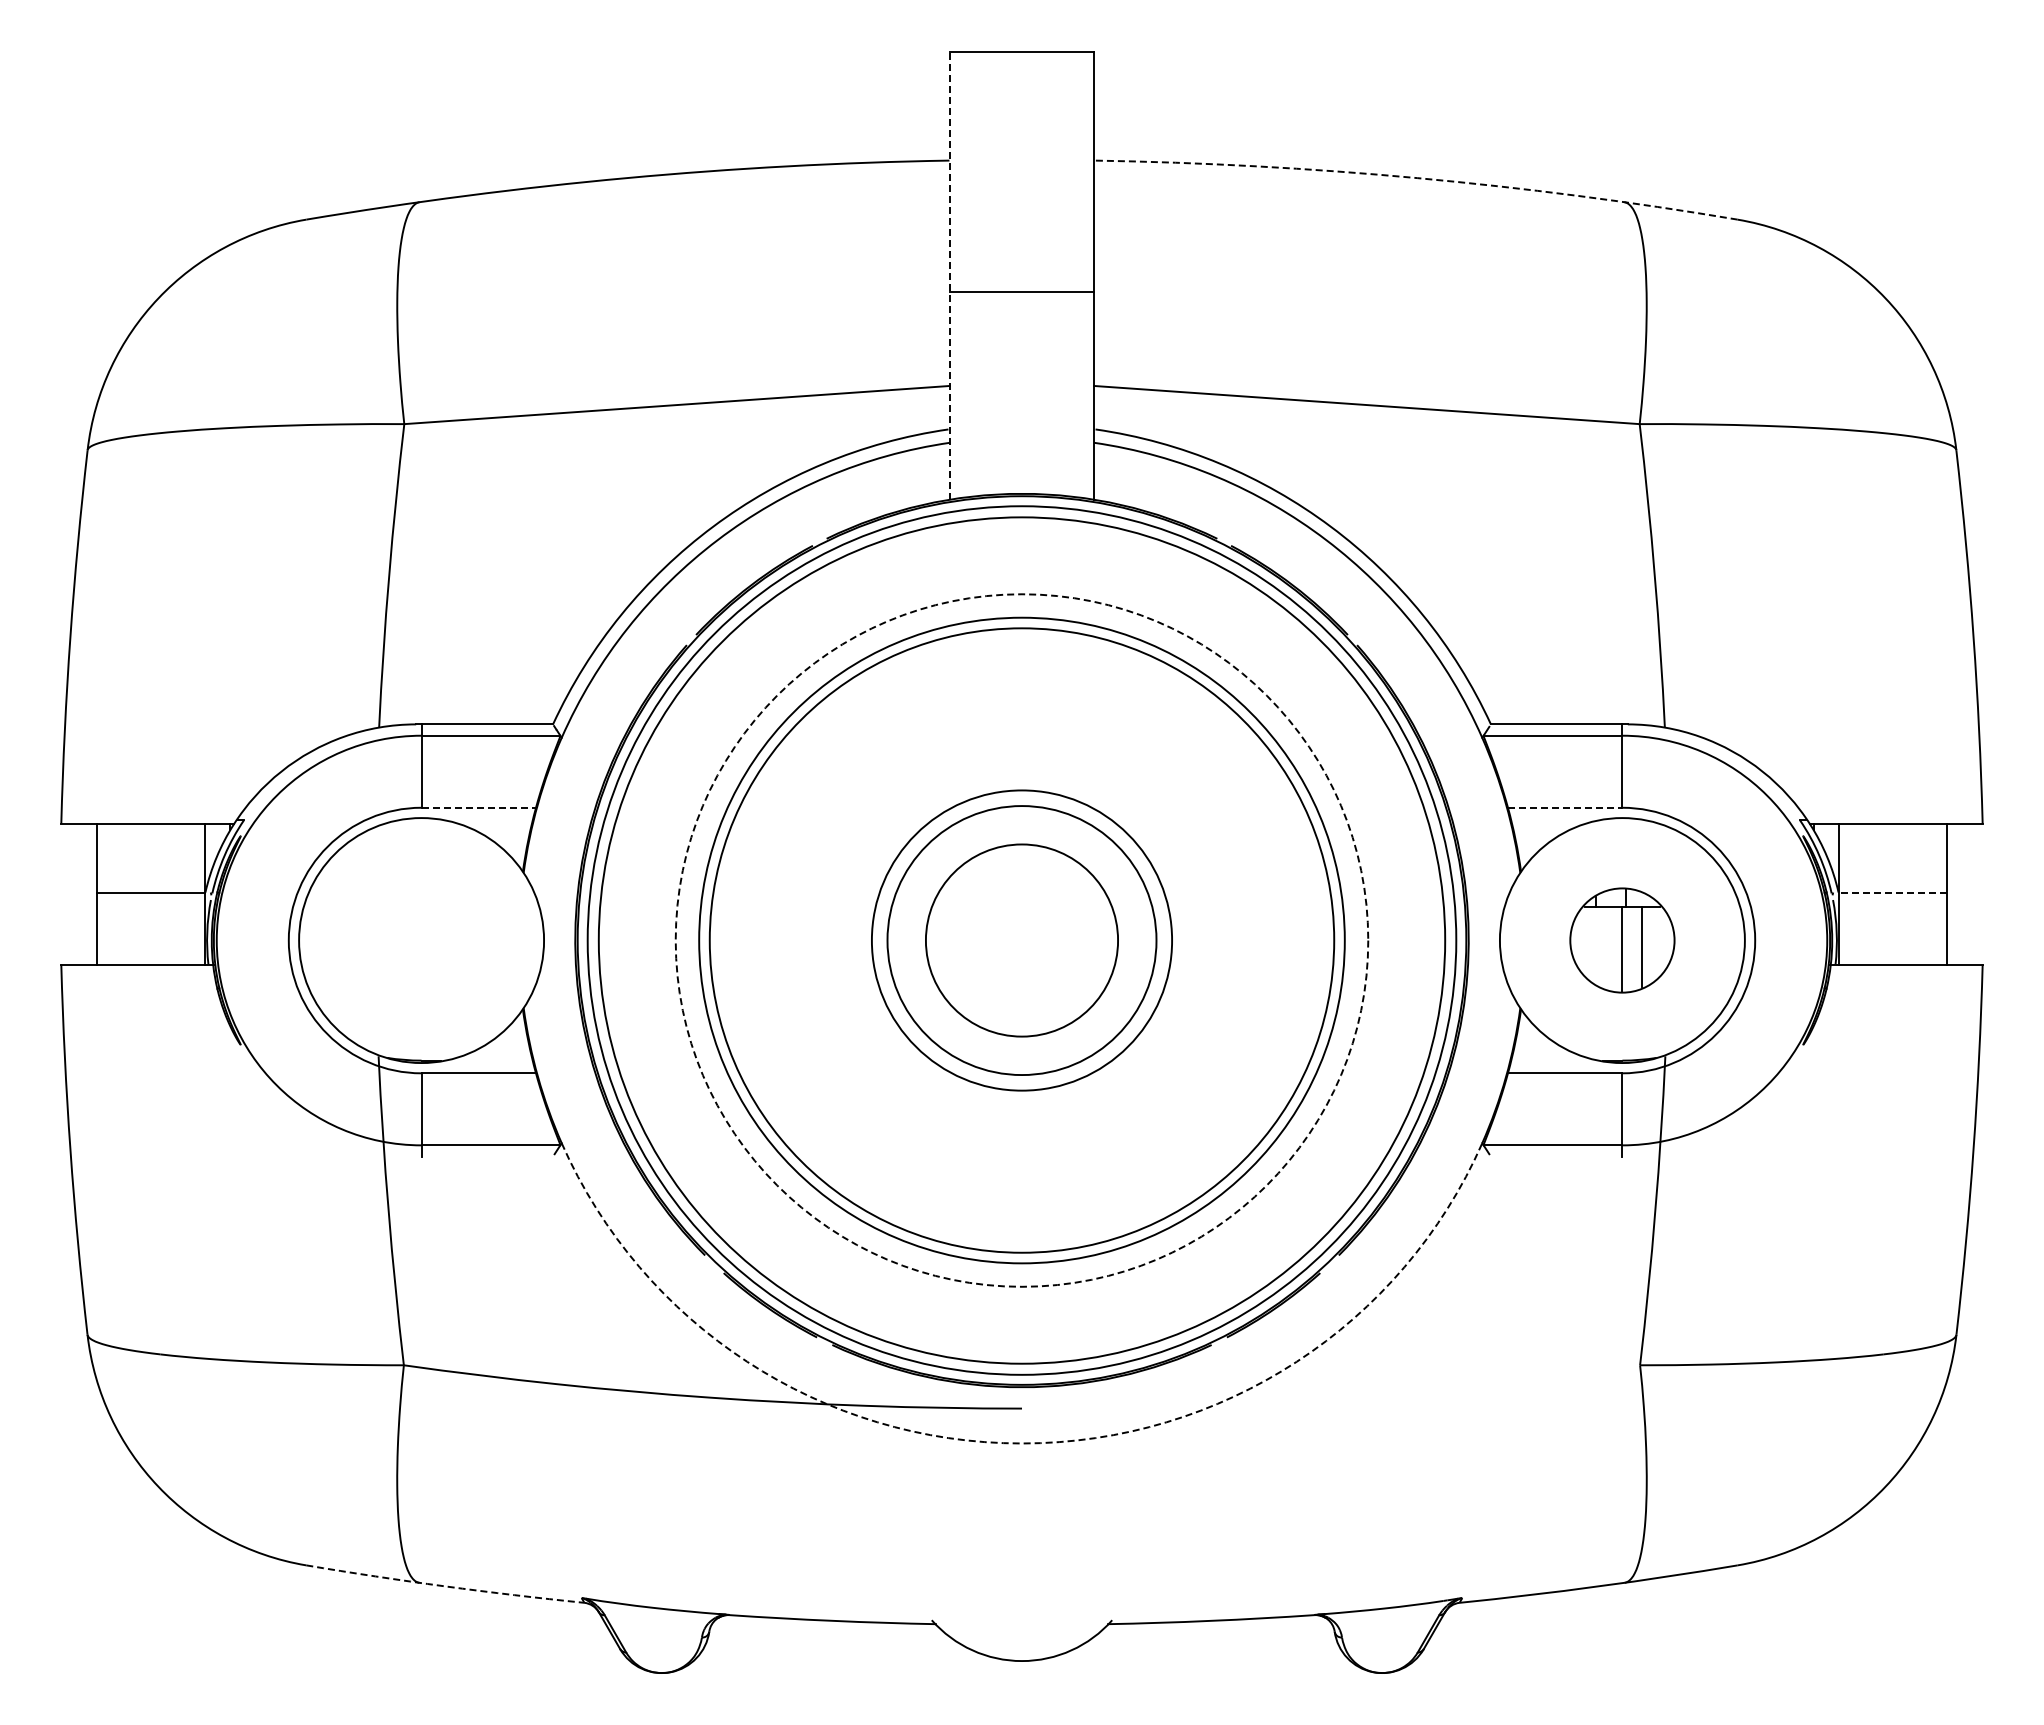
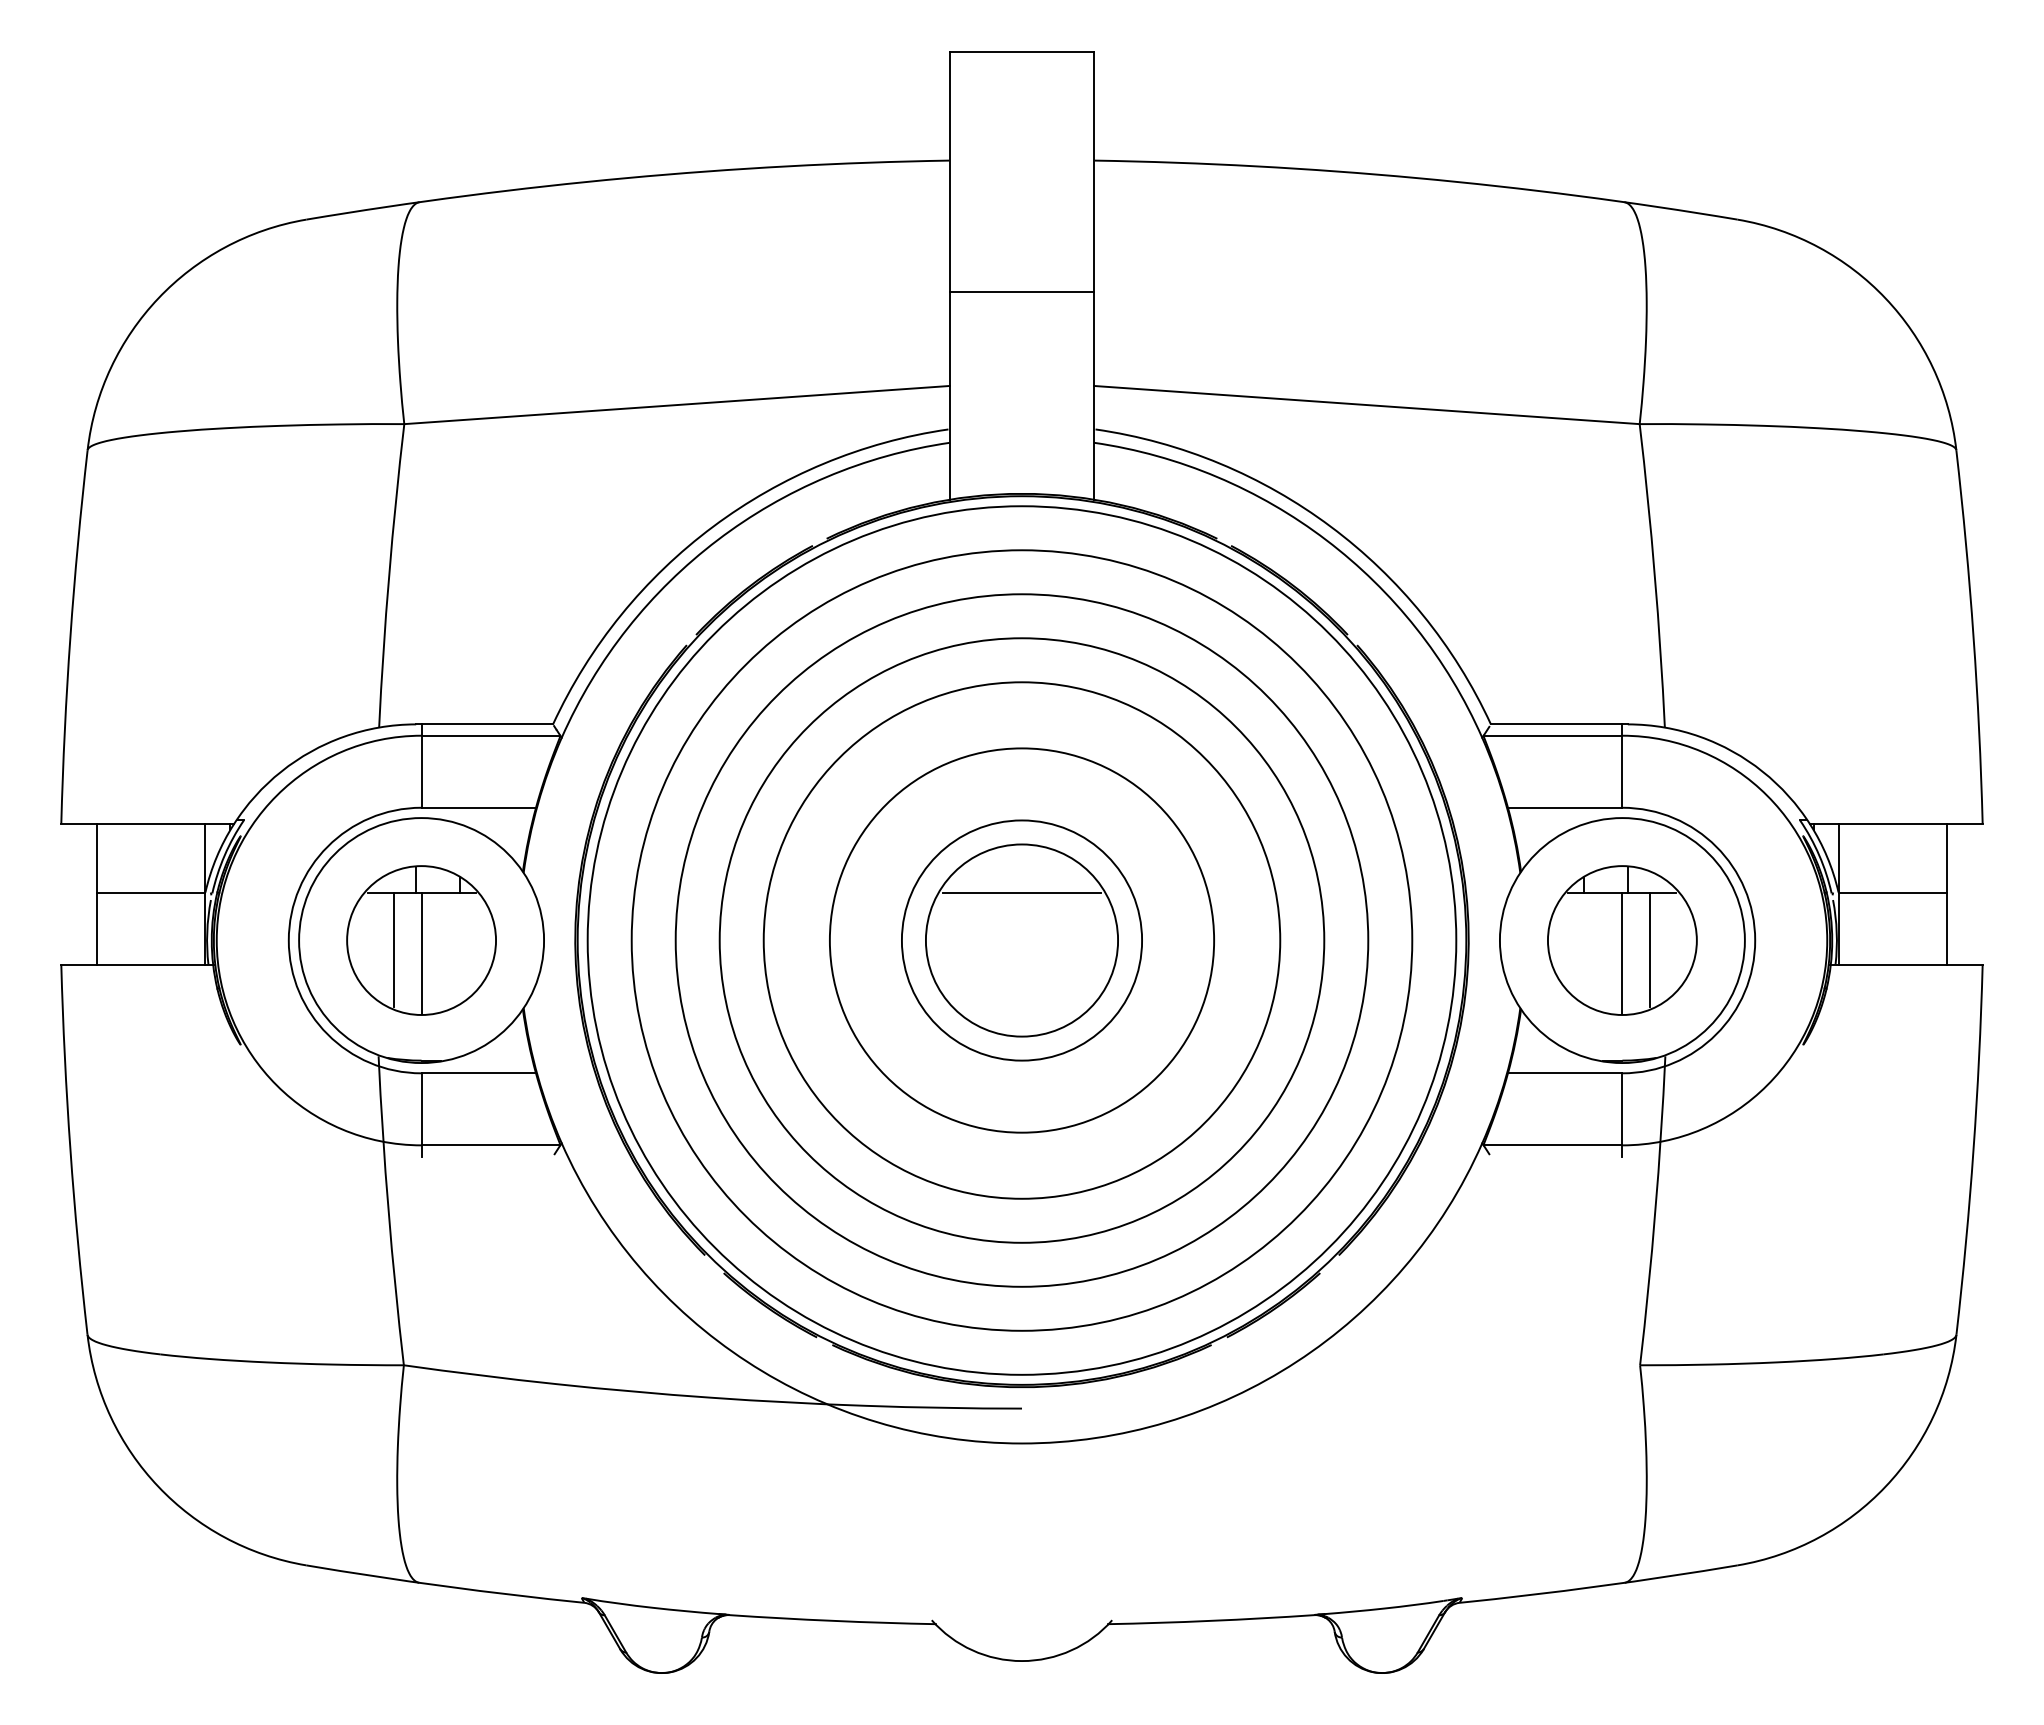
arc: dashed -> solid (1417, 178)
line: dashed -> solid (949, 275)
line: dashed -> solid (479, 807)
line: dashed -> solid (1565, 807)
line: none -> present (1021, 892)
line: dashed -> solid (1892, 892)
part: none -> present (421, 940)
circle diameter: 269 px -> 384 px (1021, 940)
circle diameter: 300 px -> 240 px (1021, 940)
circle diameter: 624 px -> 781 px (1021, 940)
circle diameter: 646 px -> 517 px (1021, 940)
circle diameter: 846 px -> 605 px (1021, 940)
circle: dashed -> solid (1021, 940)
part size: 107x107 px -> 151x151 px (1622, 940)
arc: dashed -> solid (1022, 1443)
arc: dashed -> solid (444, 1586)
